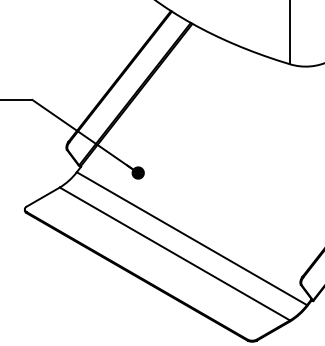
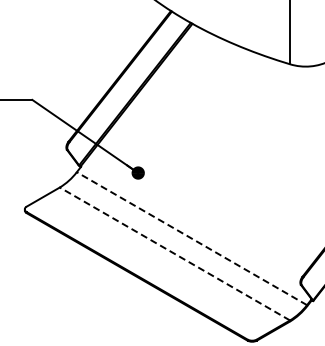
line: solid -> dashed (191, 238)
line: solid -> dashed (174, 253)
